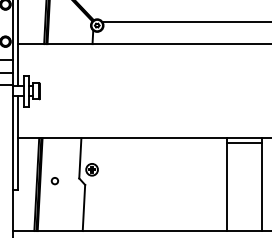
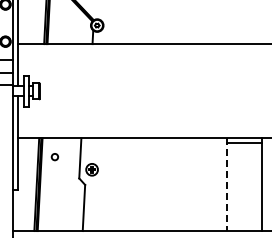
line: present -> none (185, 21)
circle position: (54, 181) -> (54, 157) (54, 157)
line: solid -> dashed (227, 185)
